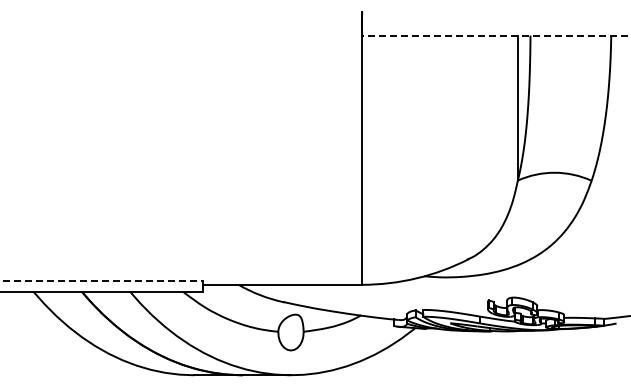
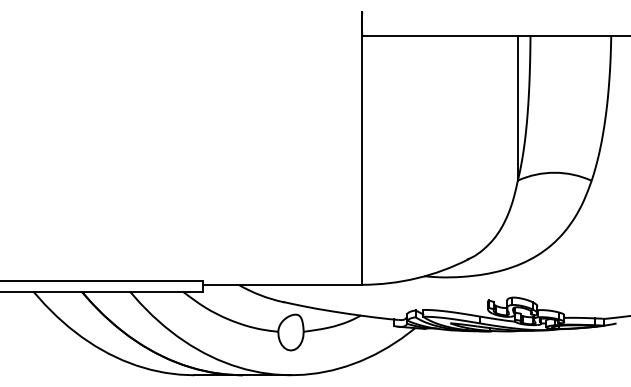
line: dashed -> solid (495, 35)
line: dashed -> solid (102, 280)
